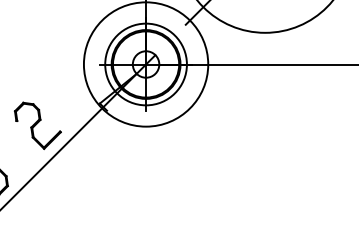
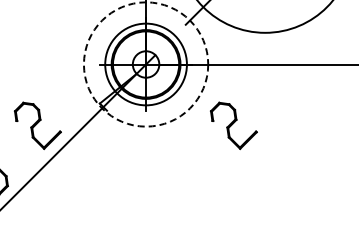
circle: solid -> dashed (145, 64)
part: none -> present (233, 125)
